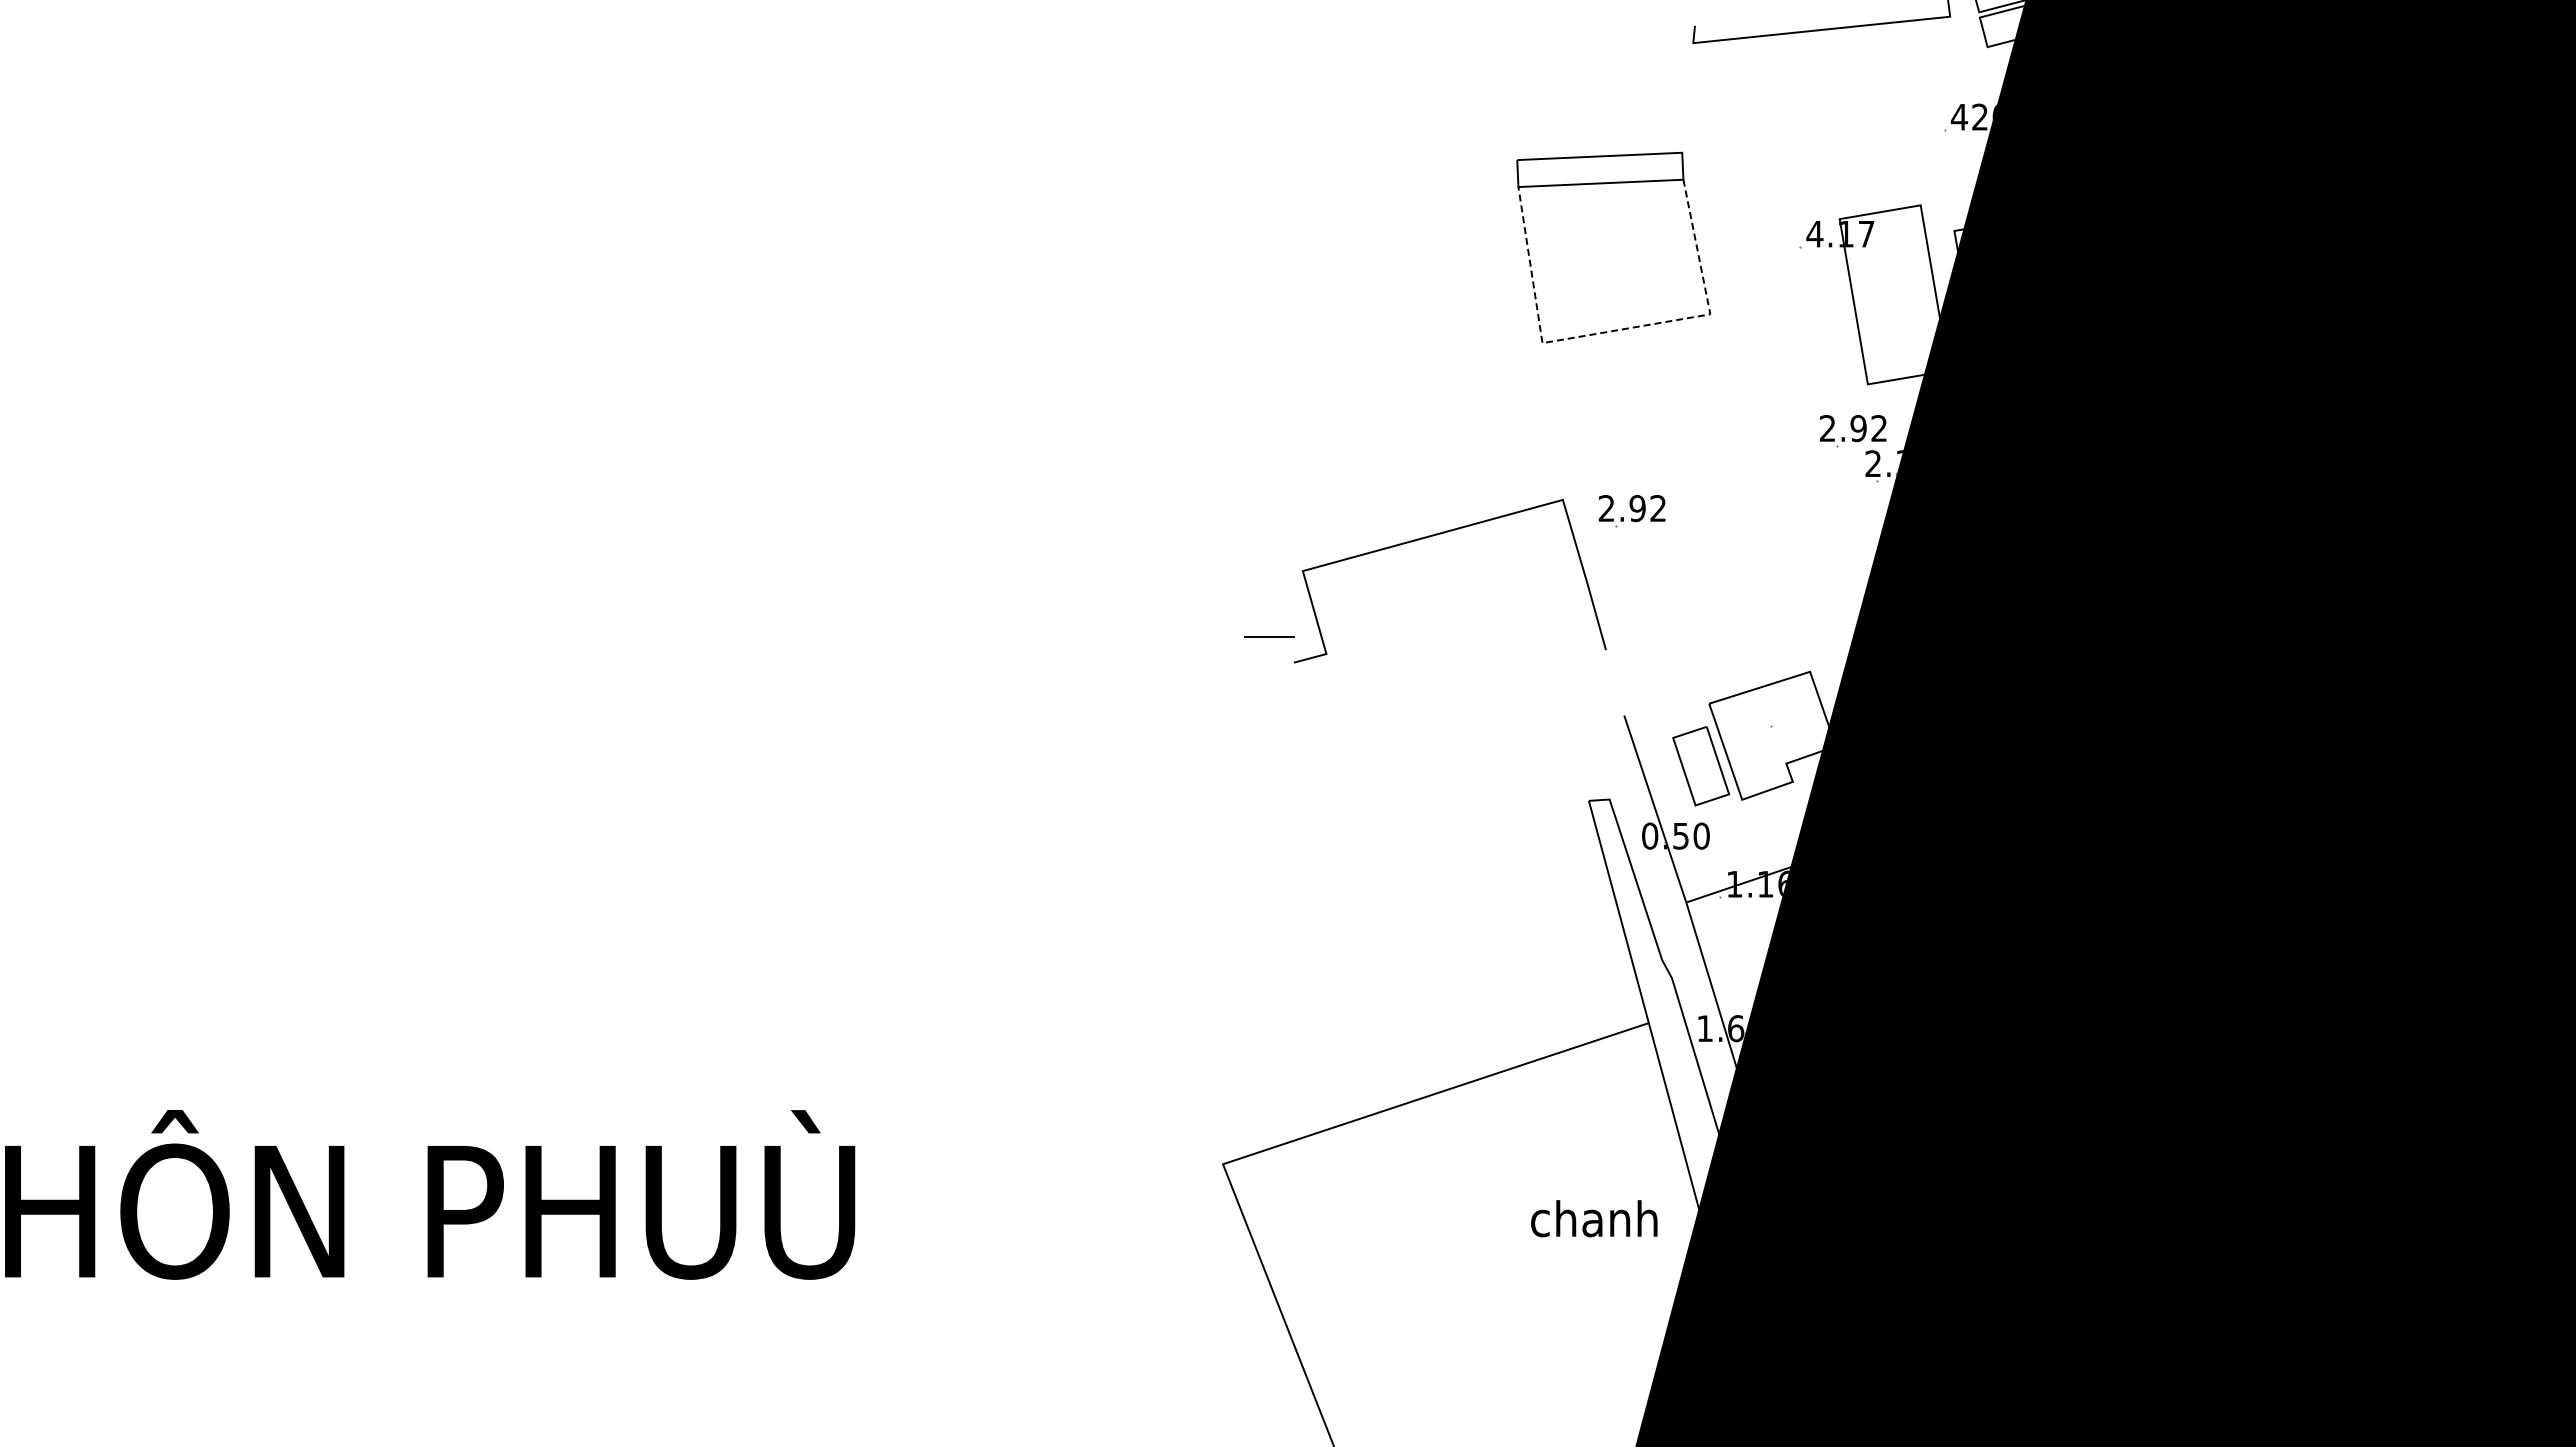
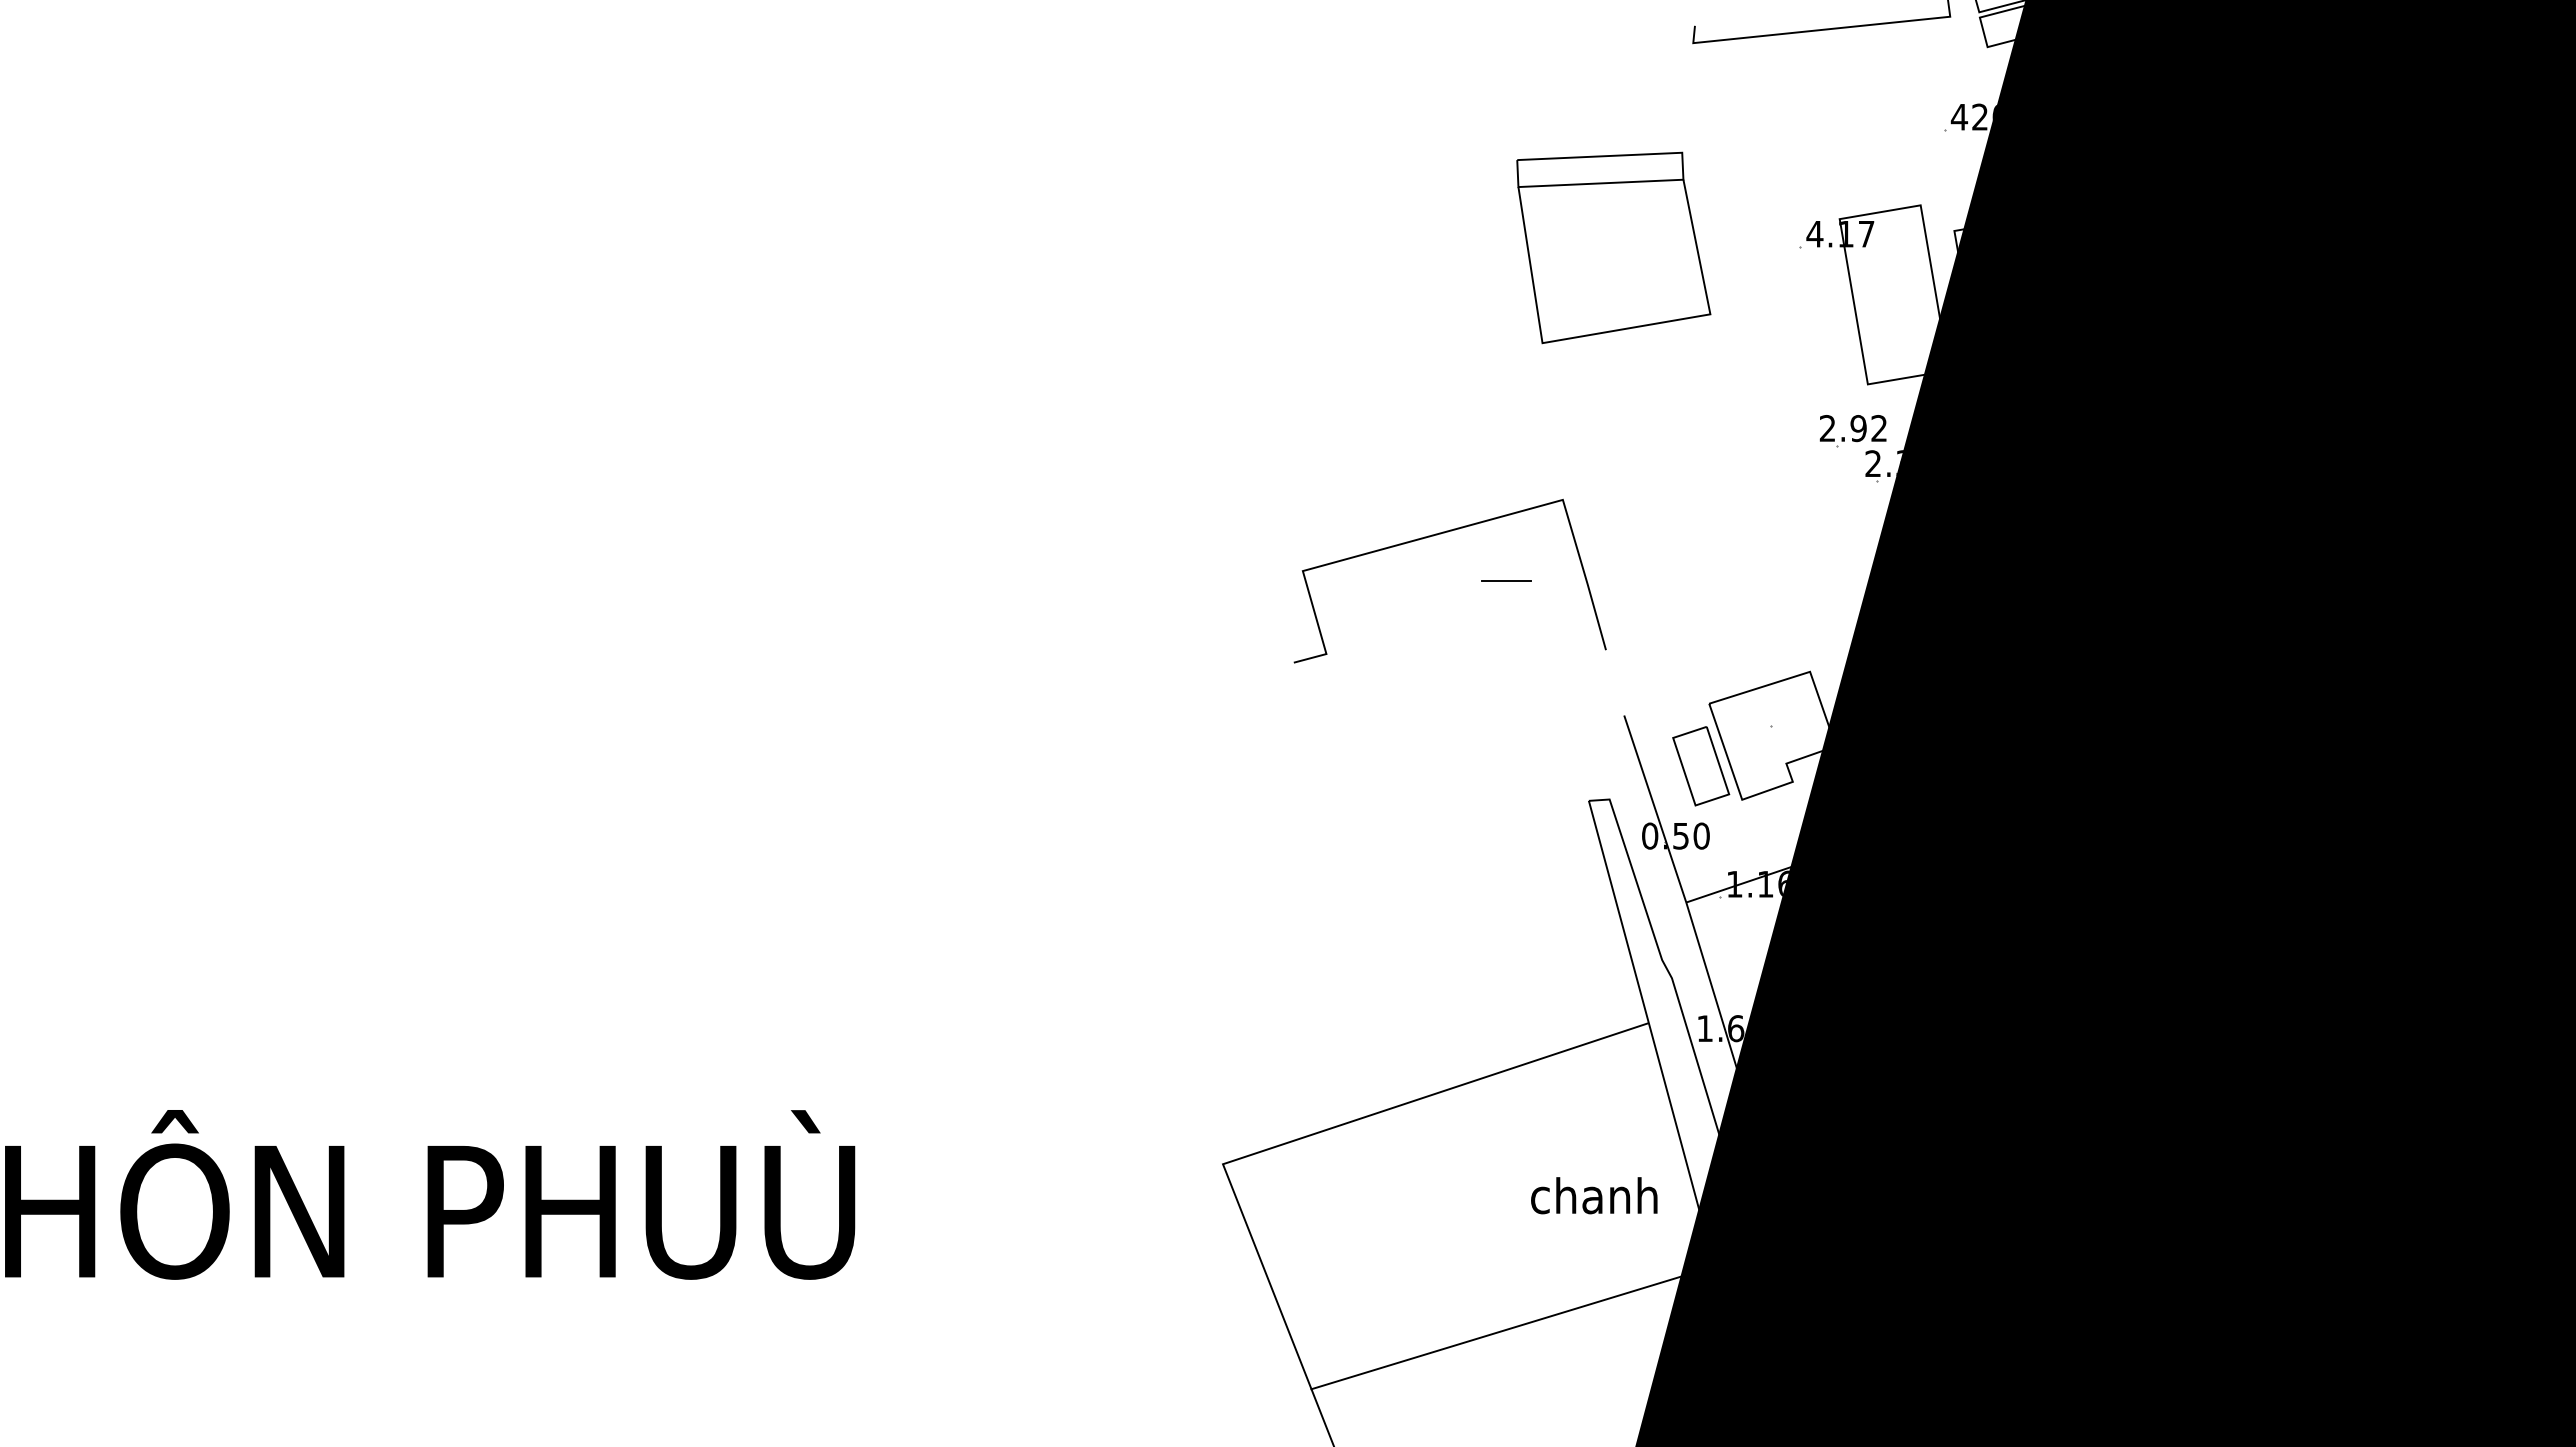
line: dashed -> solid (1616, 330)
part: present -> none (1631, 511)
line position: (1269, 636) -> (1506, 580) (1506, 580)
text position: (1594, 1218) -> (1594, 1195) (1594, 1195)
line: none -> present (1512, 1327)
